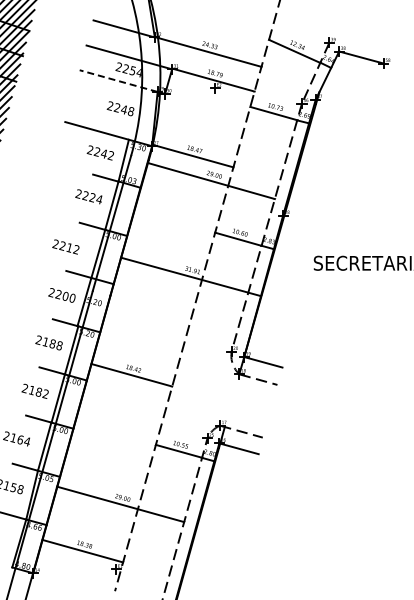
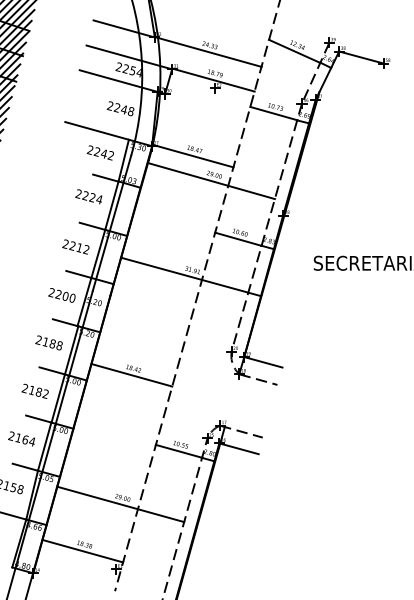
line: dashed -> solid (118, 80)
text position: (65, 246) -> (75, 246) (75, 246)
text position: (16, 438) -> (21, 438) (21, 438)
